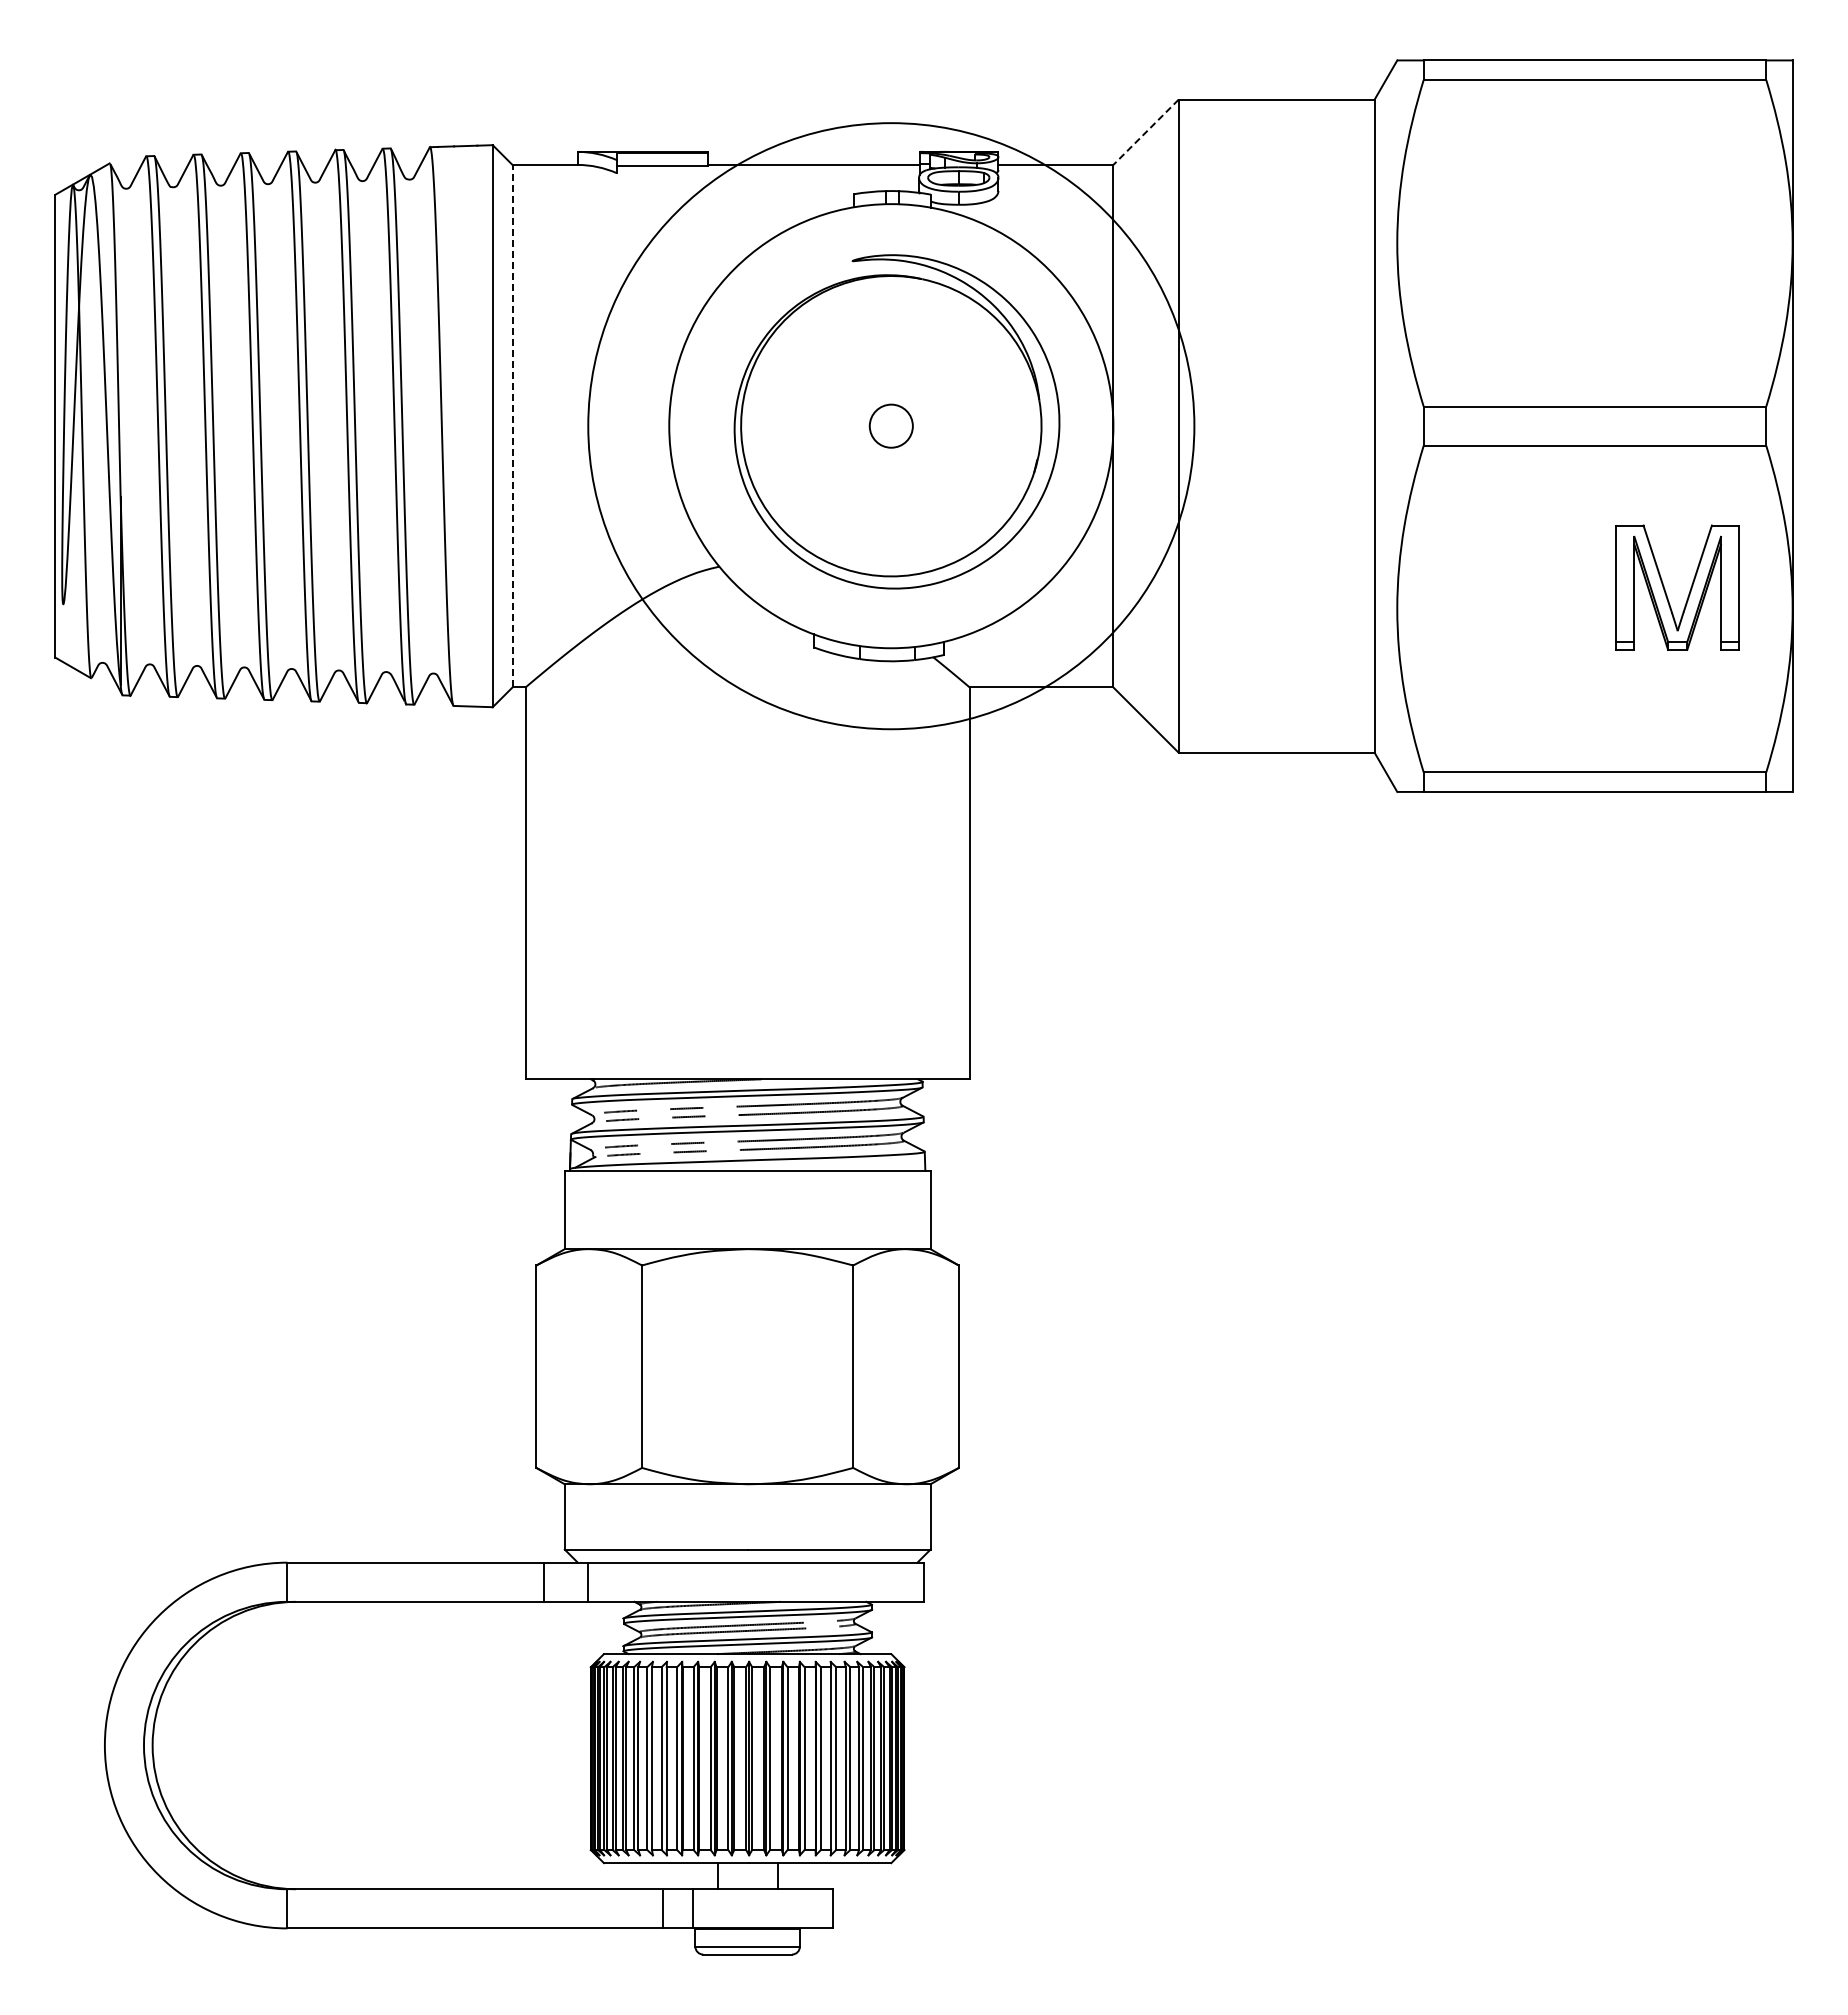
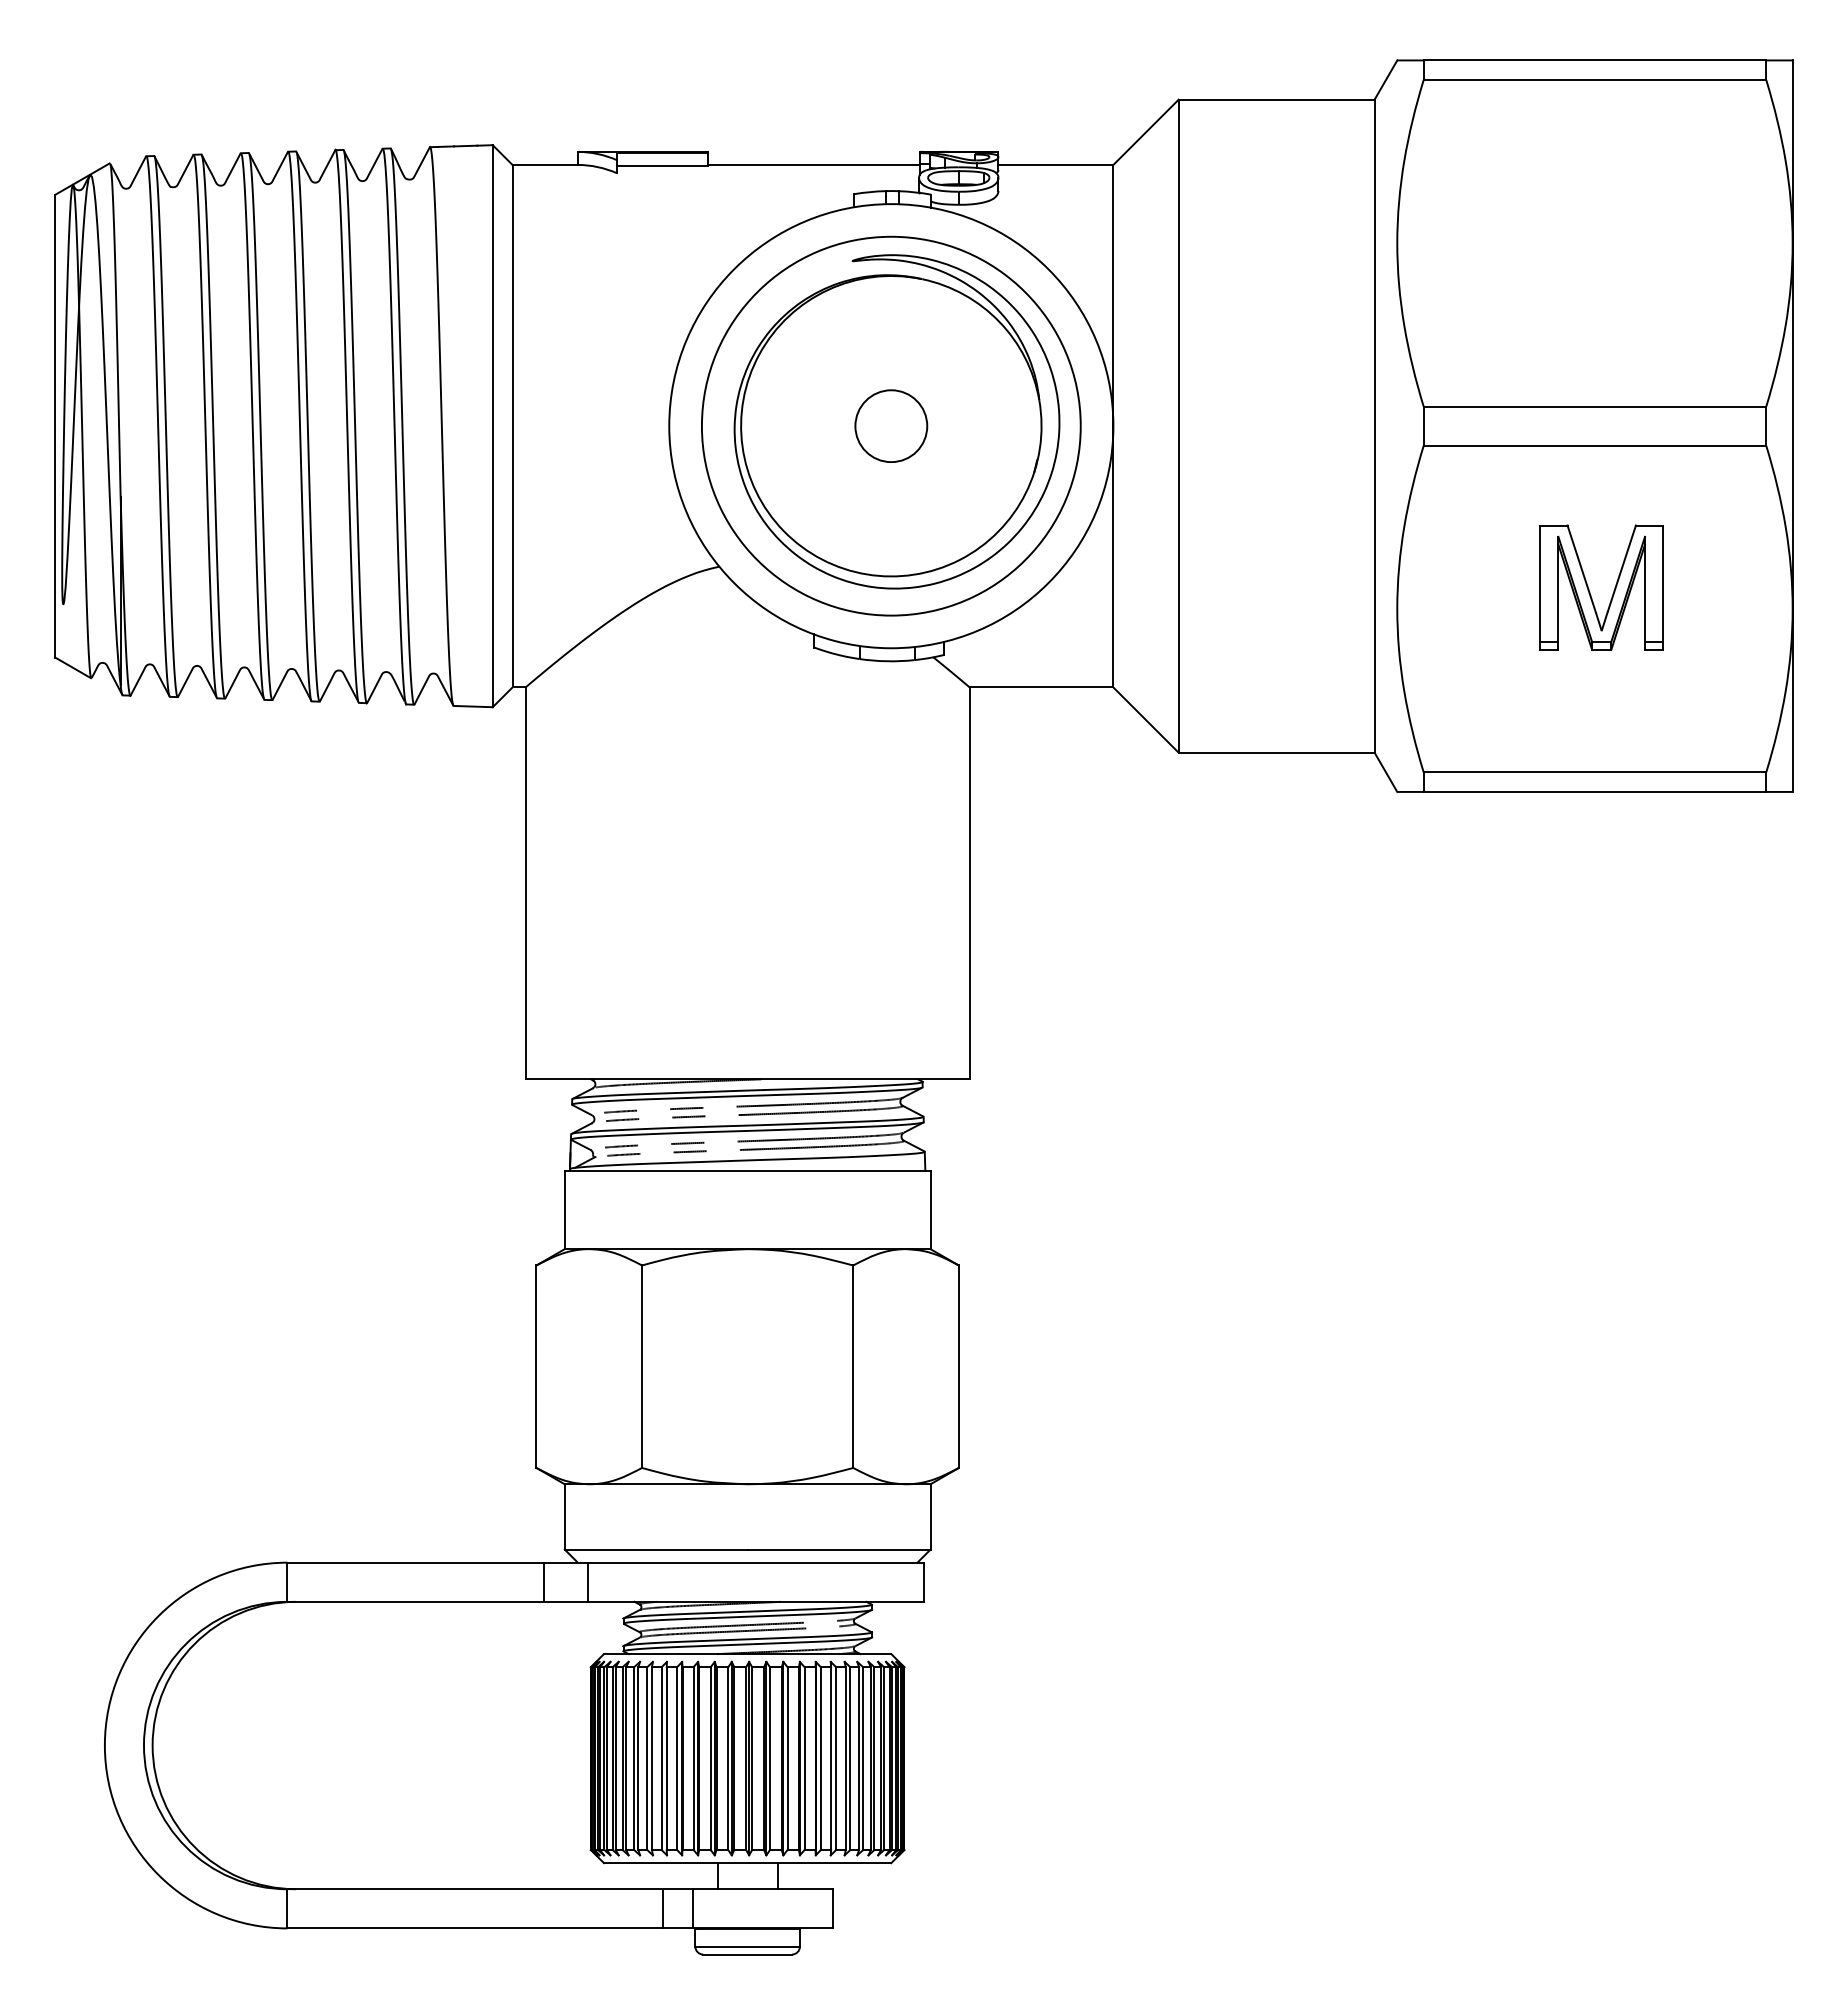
line: dashed -> solid (1145, 132)
line: dashed -> solid (512, 425)
circle diameter: 43 px -> 72 px (891, 426)
circle diameter: 606 px -> 379 px (890, 425)
part position: (1666, 592) -> (1590, 592) (1590, 592)
